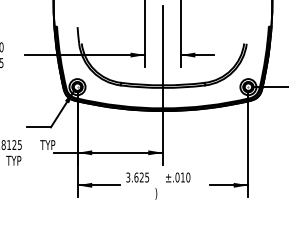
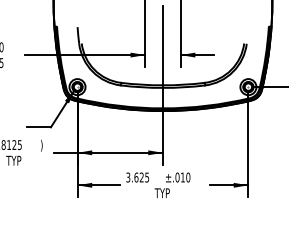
text: TYP -> ) (47, 145)
text: ) -> TYP (161, 193)
